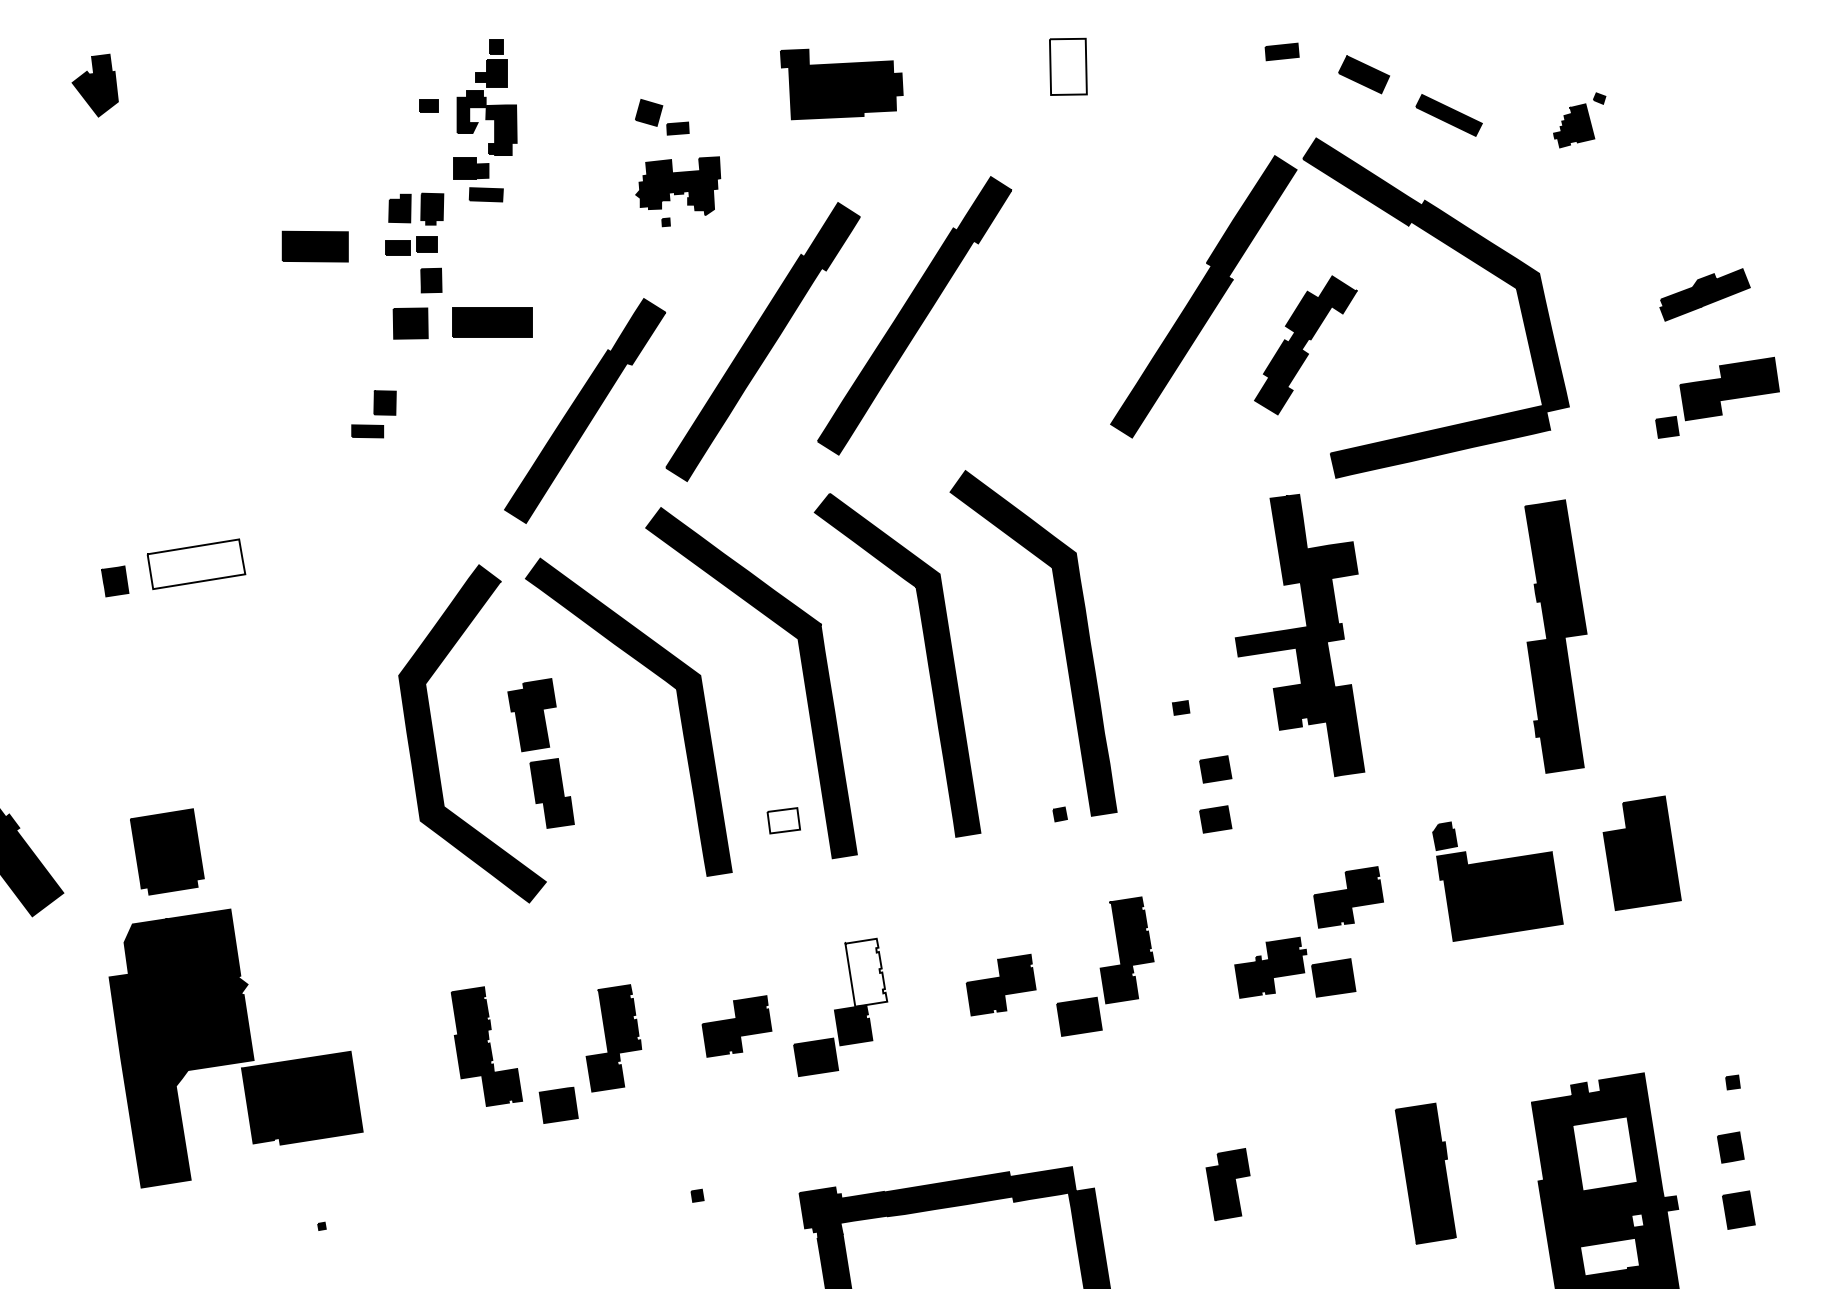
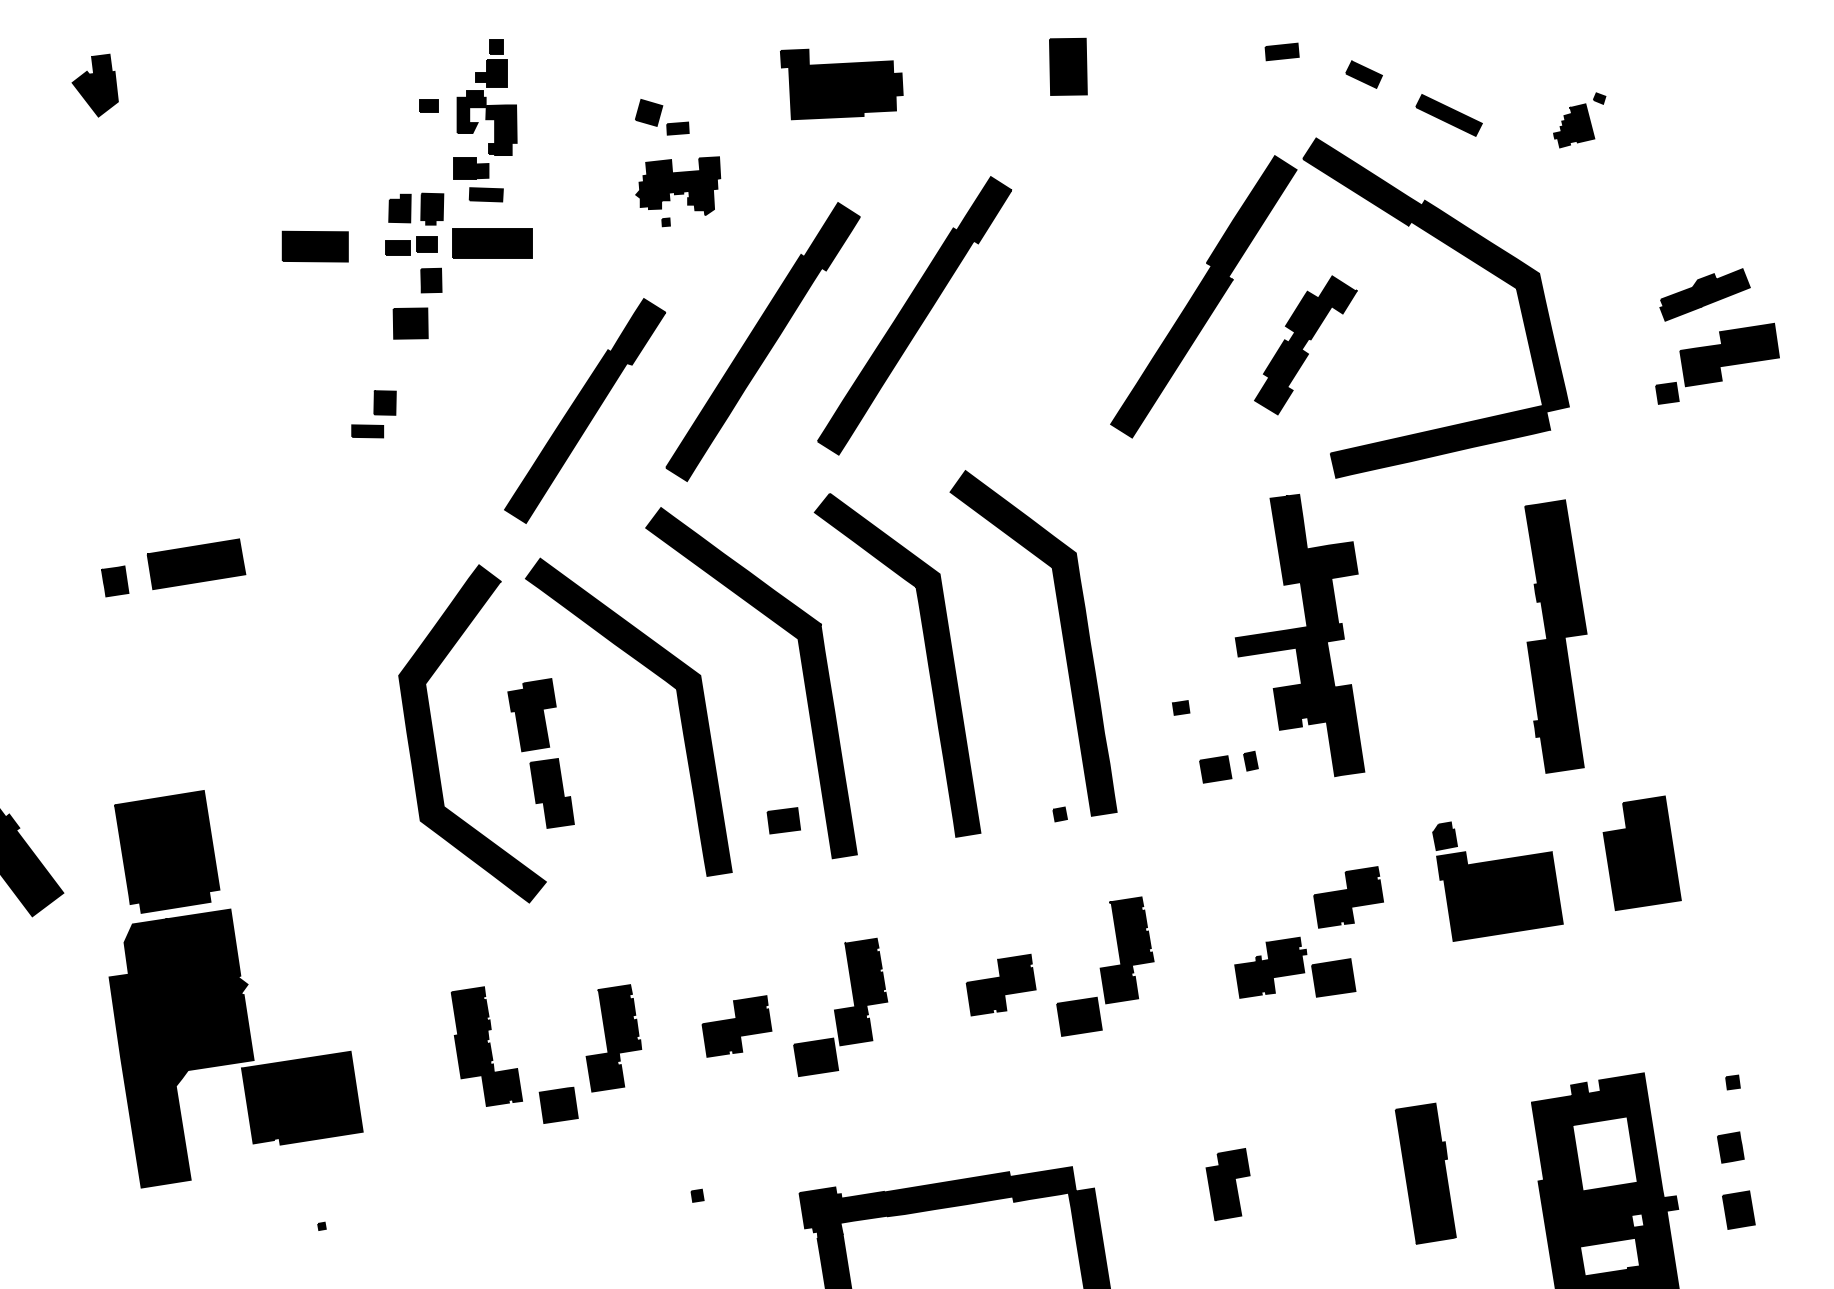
fill: none -> present (1067, 66)
part size: 53x40 px -> 38x29 px (1363, 74)
part position: (492, 322) -> (492, 243) (492, 243)
part position: (1717, 397) -> (1717, 363) (1717, 363)
fill: none -> present (196, 564)
part: none -> present (1250, 760)
part: present -> none (1215, 819)
fill: none -> present (783, 820)
part size: 75x88 px -> 107x124 px (167, 851)
fill: none -> present (866, 972)
